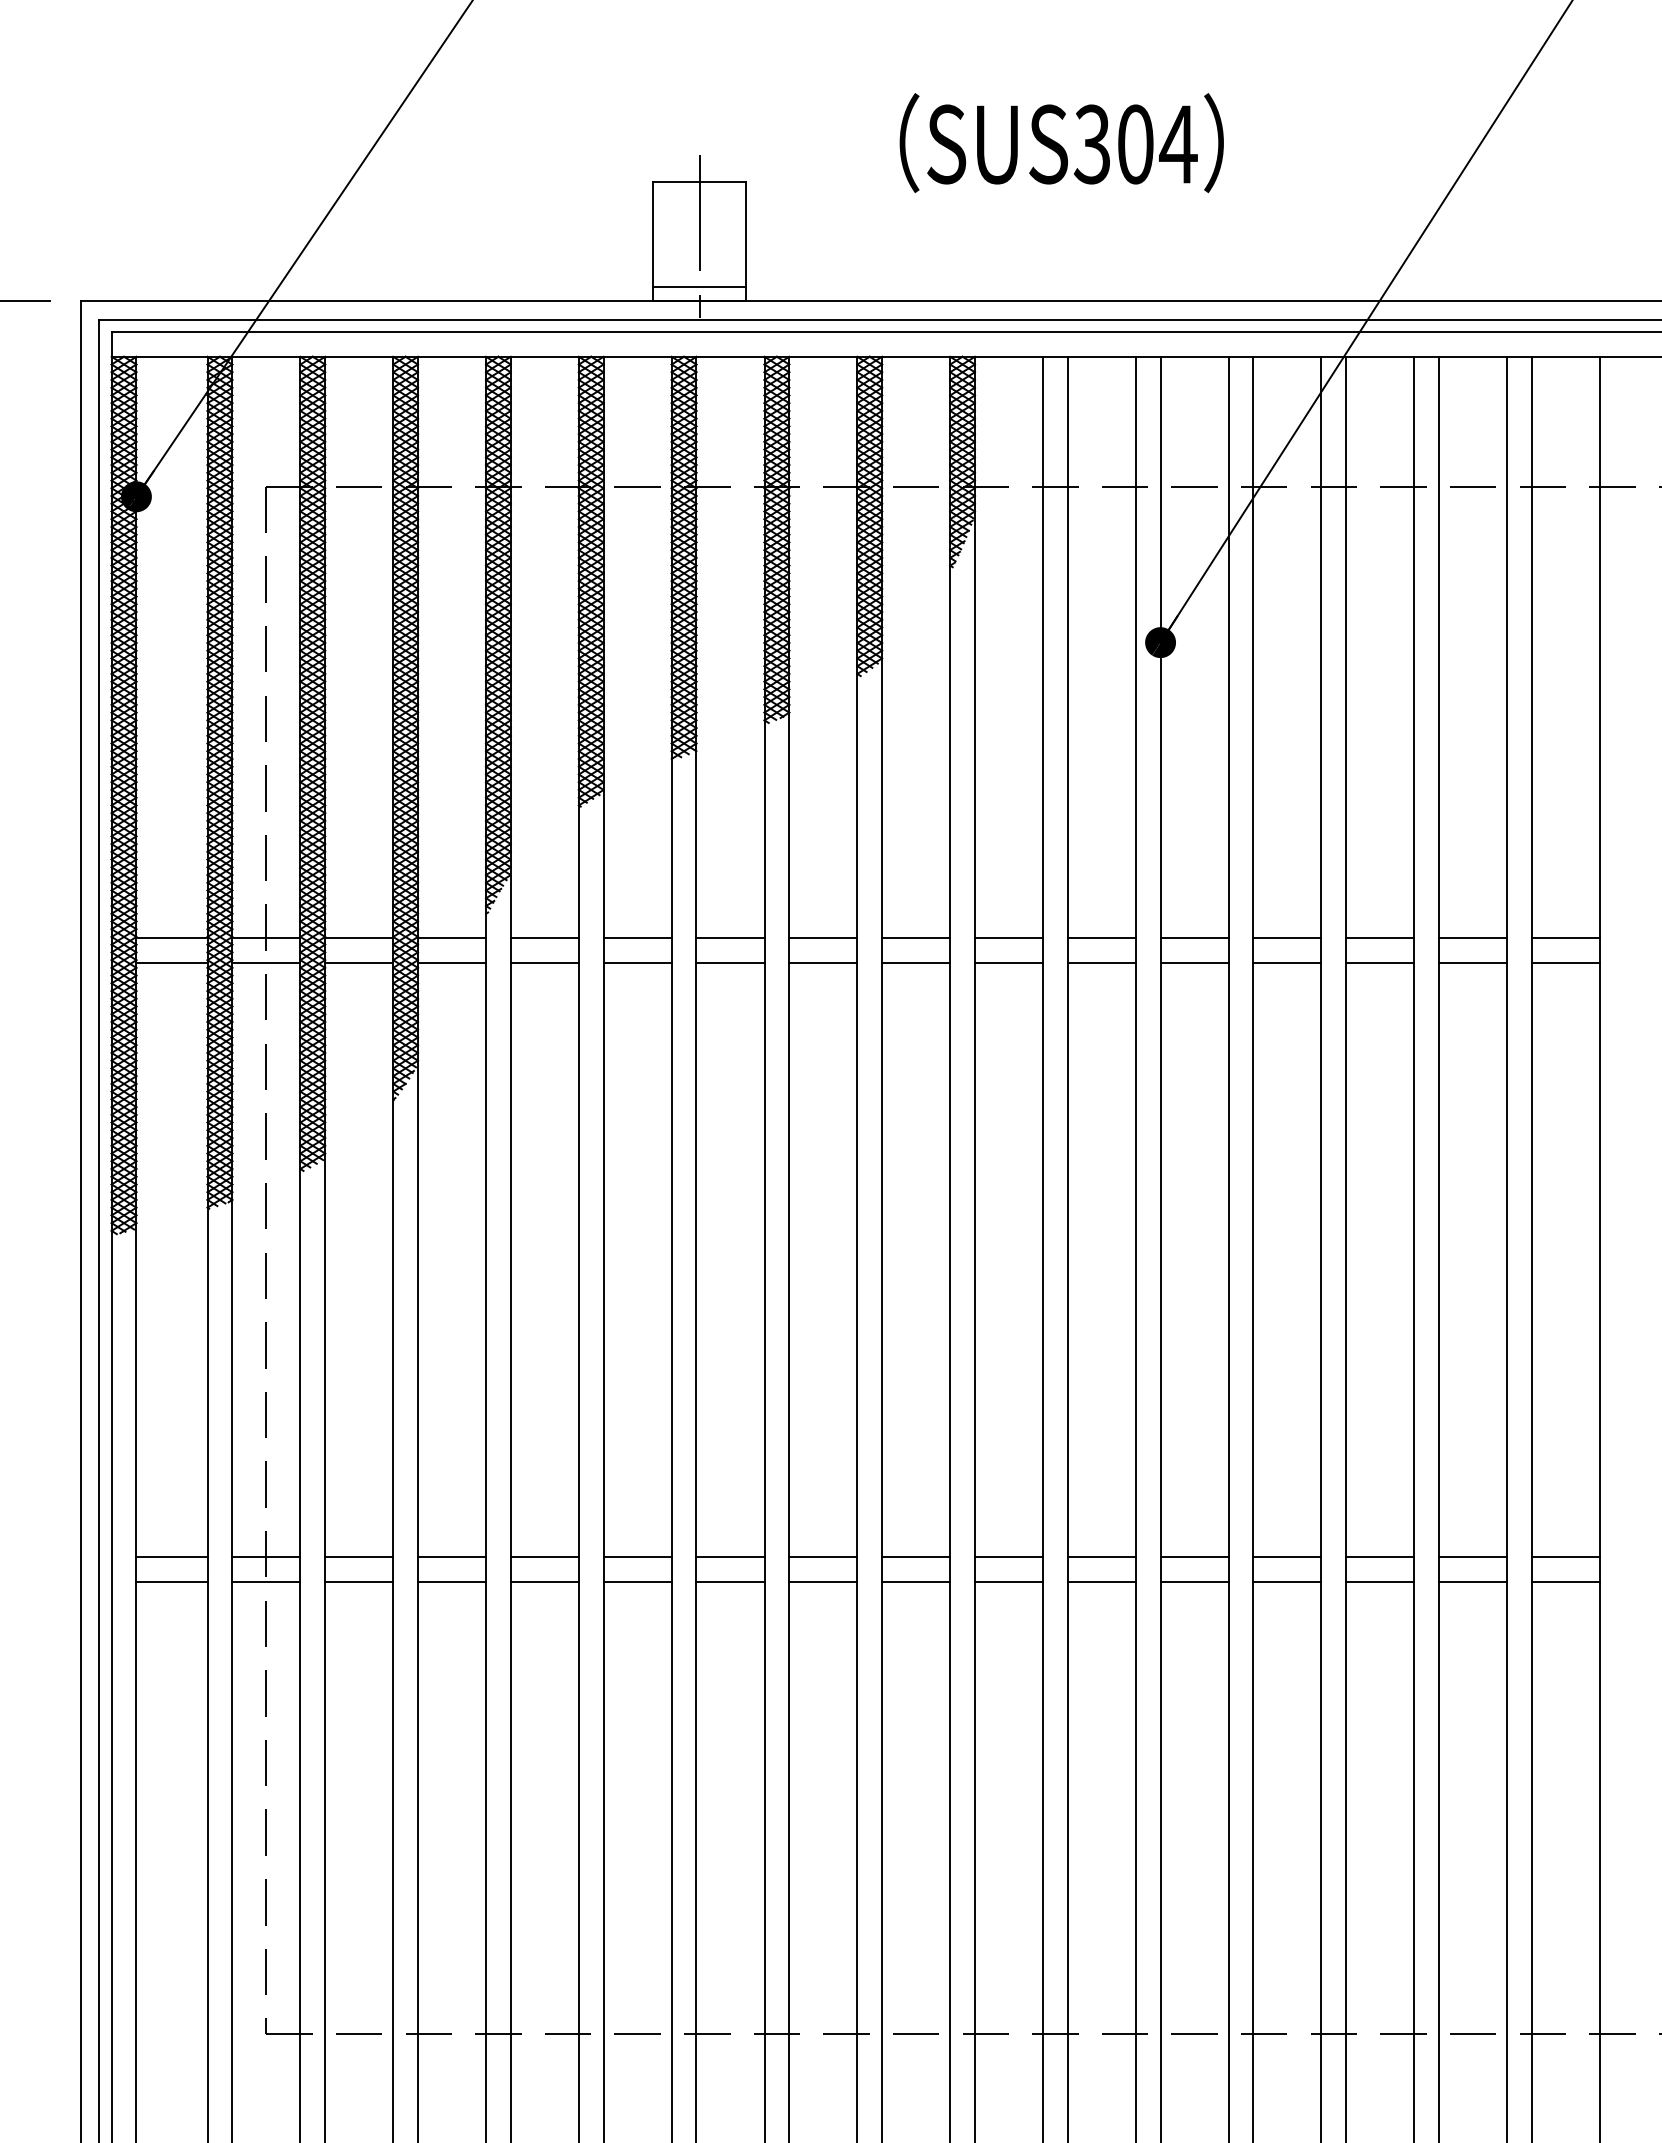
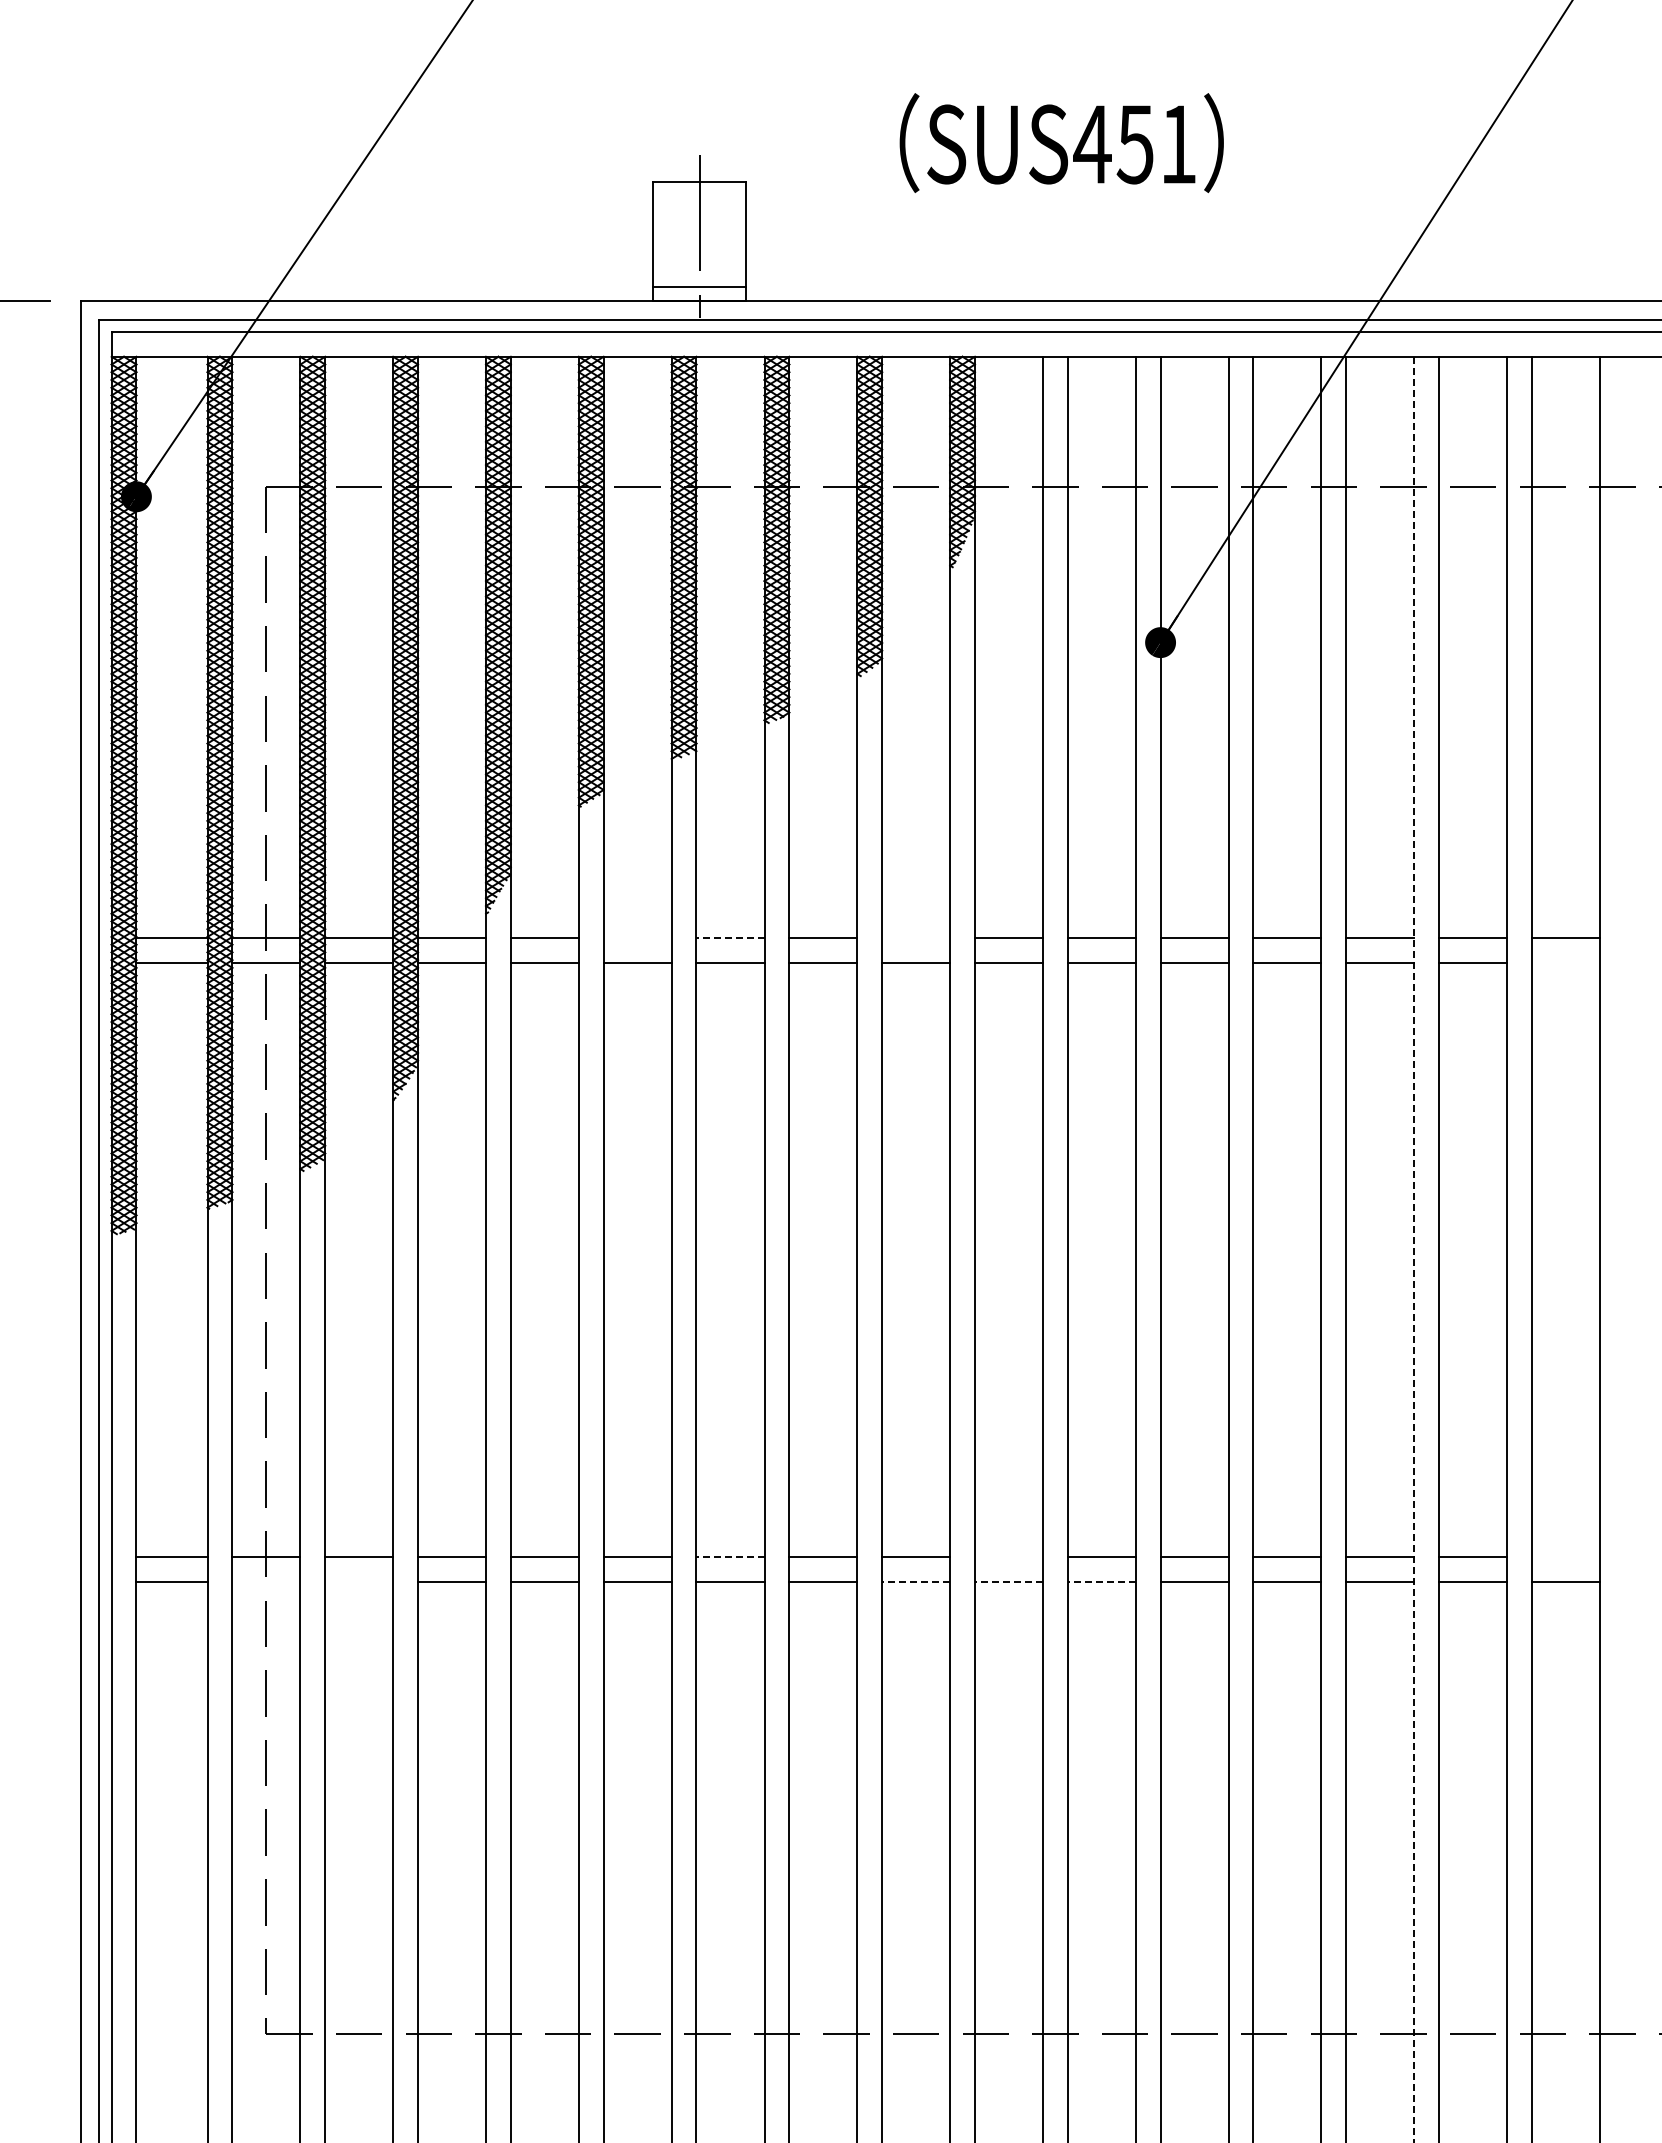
text: SUS304 -> SUS451 (1135, 144)
line: present -> none (637, 938)
line: solid -> dashed (730, 938)
line: present -> none (916, 938)
line: present -> none (1565, 963)
line: solid -> dashed (1414, 1249)
line: solid -> dashed (730, 1557)
line: present -> none (1008, 1557)
line: present -> none (1565, 1557)
line: present -> none (266, 1582)
line: present -> none (359, 1582)
line: solid -> dashed (915, 1582)
line: solid -> dashed (1008, 1582)
line: solid -> dashed (1101, 1582)
